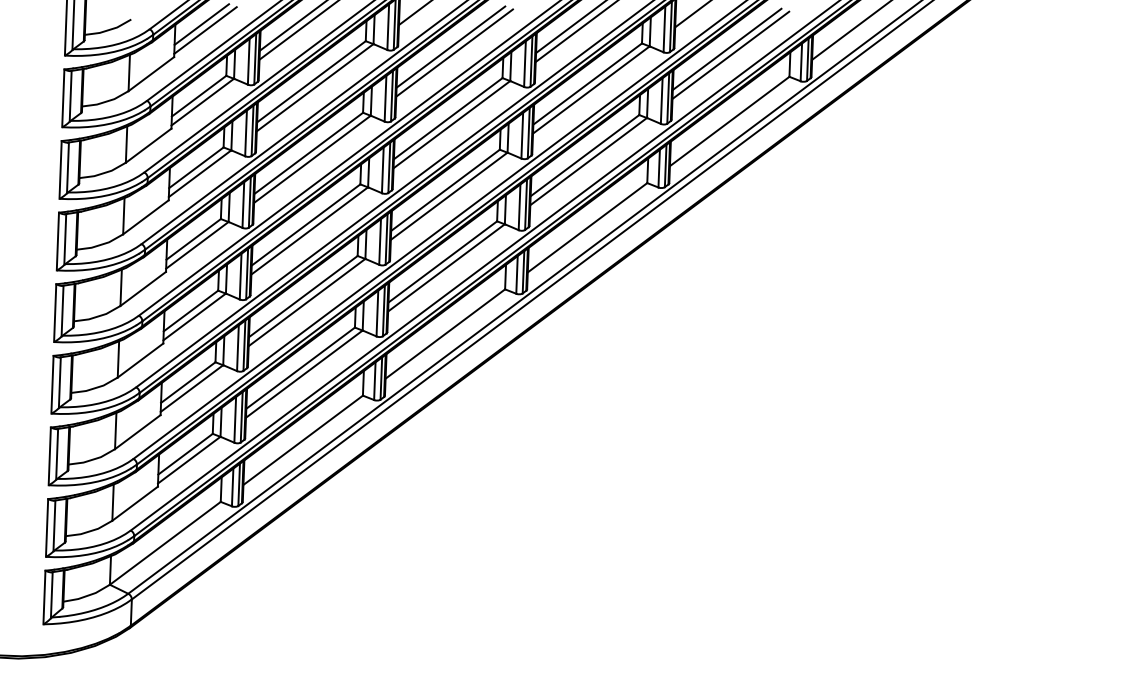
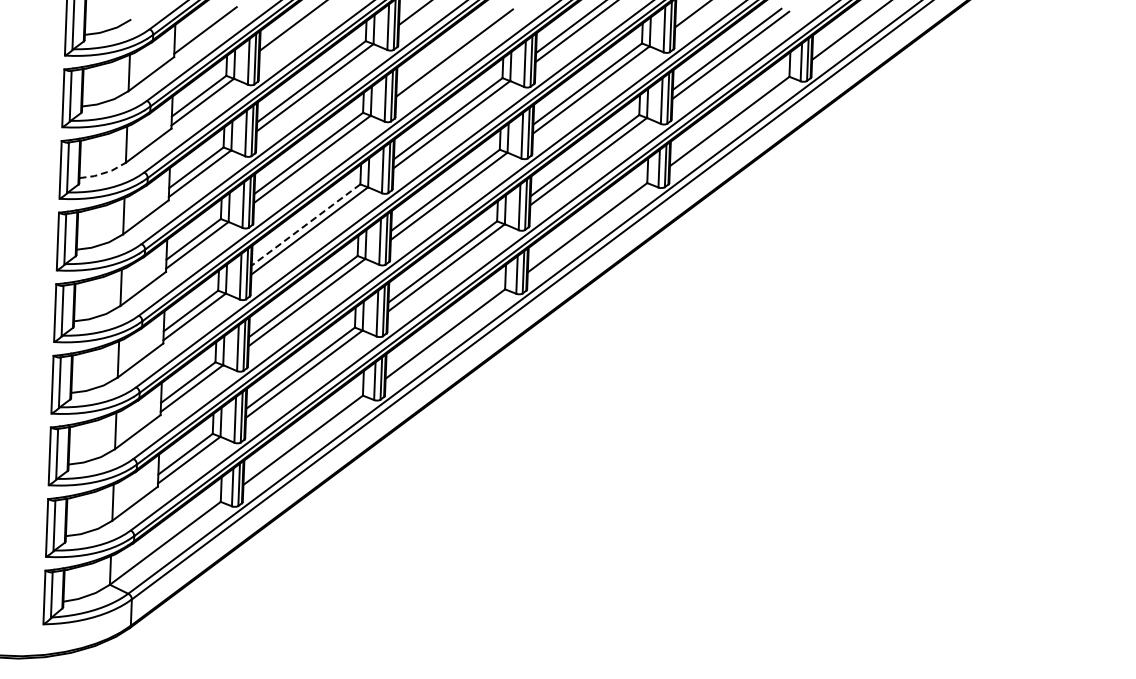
line: present -> none (201, 24)
line: present -> none (297, 30)
line: present -> none (450, 46)
line: solid -> dashed (103, 173)
line: solid -> dashed (306, 224)
